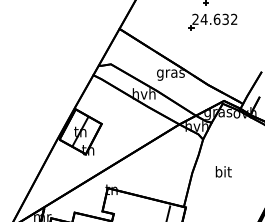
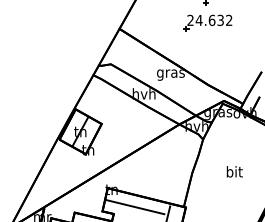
part position: (212, 21) -> (207, 22) (207, 22)
text position: (223, 171) -> (234, 171) (234, 171)
line: none -> present (135, 207)
